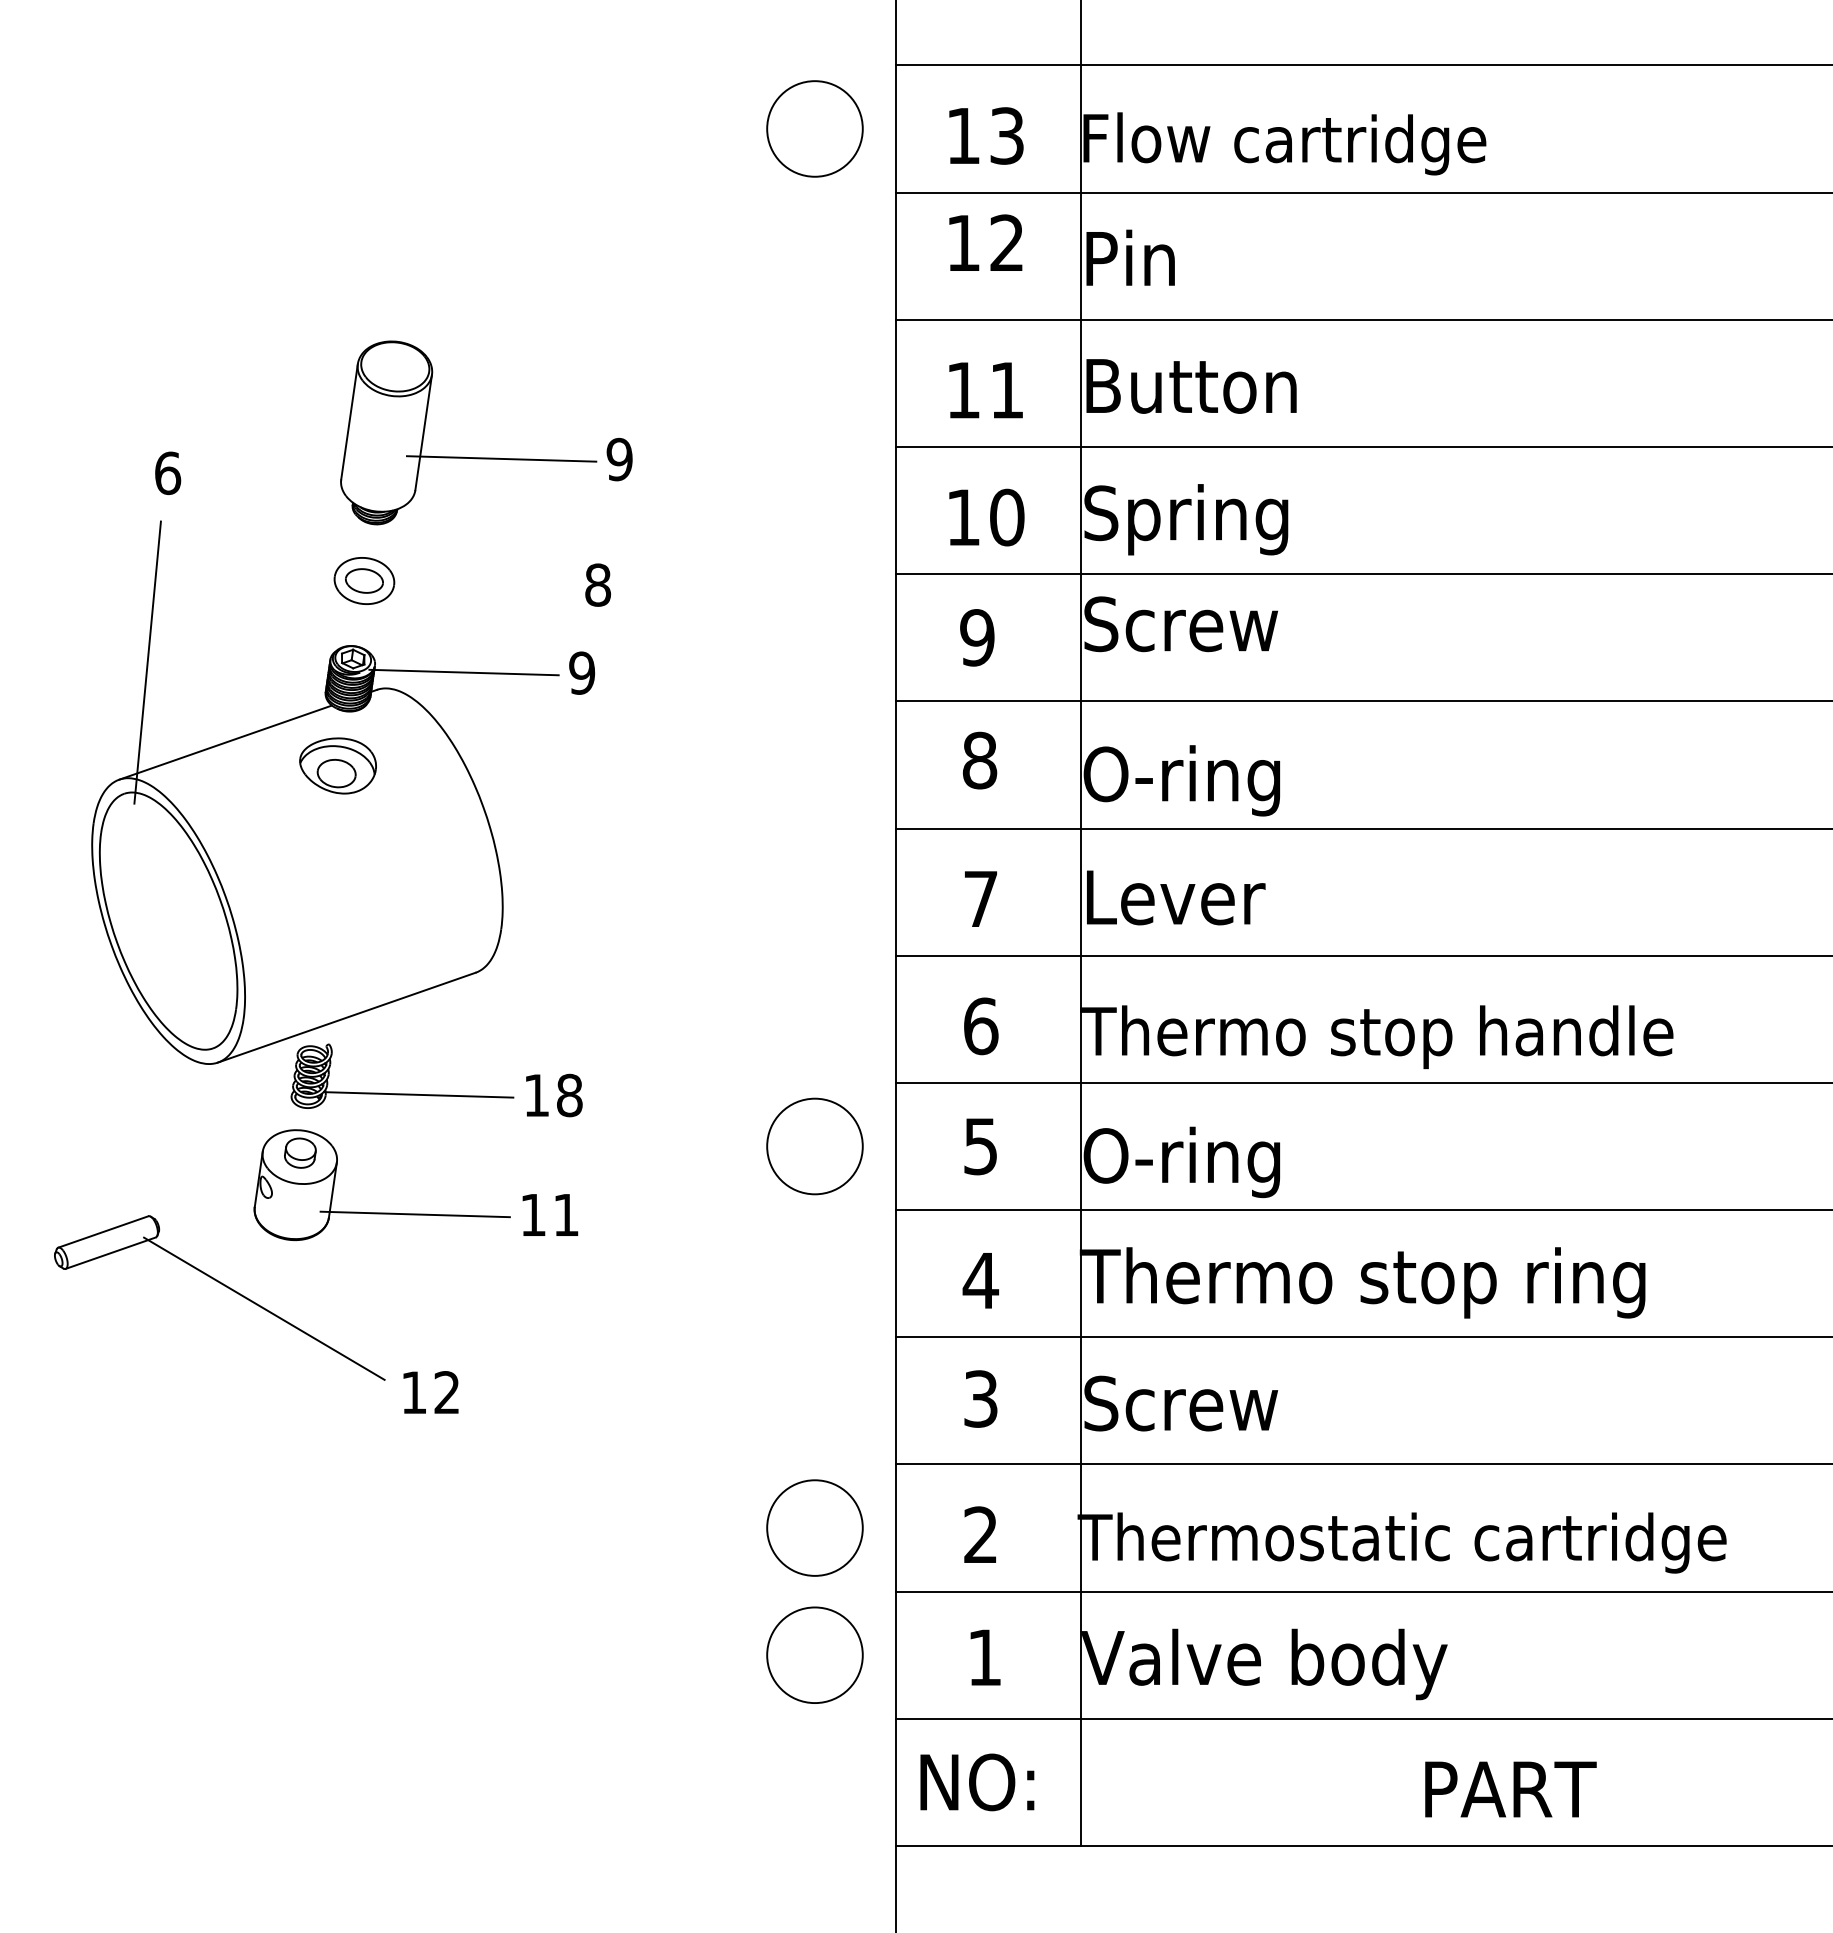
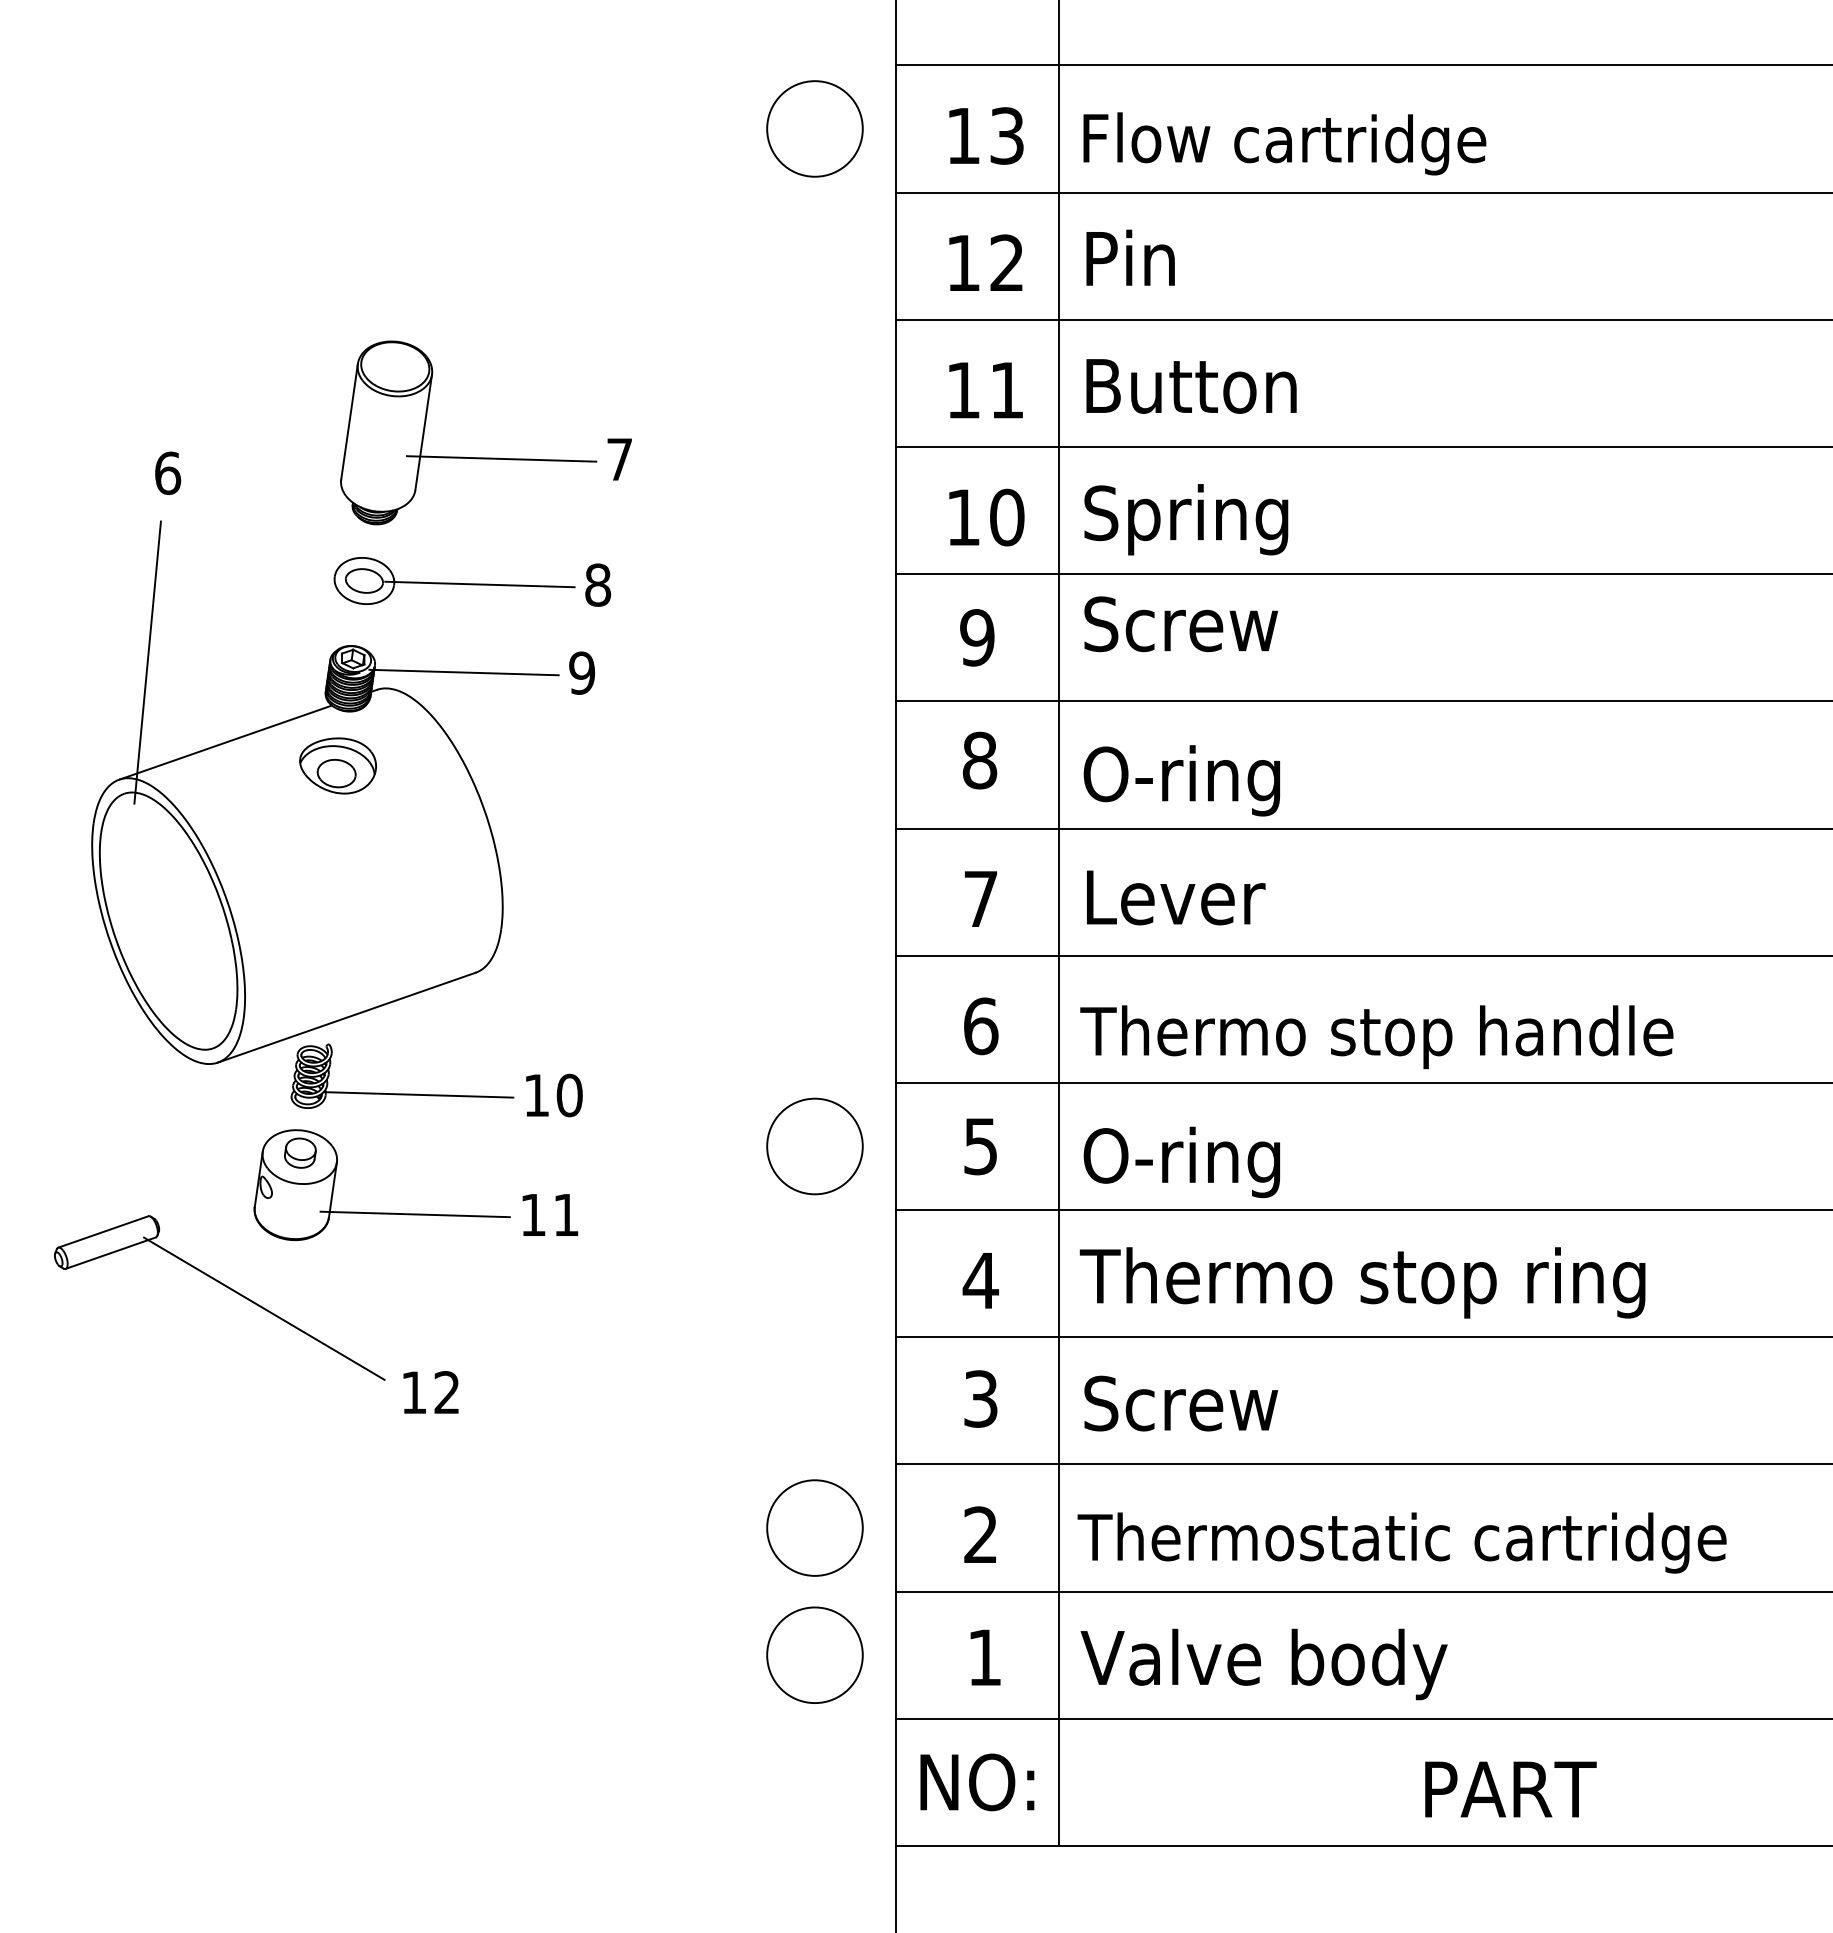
text position: (985, 242) -> (985, 262) (985, 262)
text: 9 -> 7 (619, 459)
line: none -> present (479, 584)
line position: (1080, 924) -> (1058, 924) (1058, 924)
text: 18 -> 10 (569, 1095)
